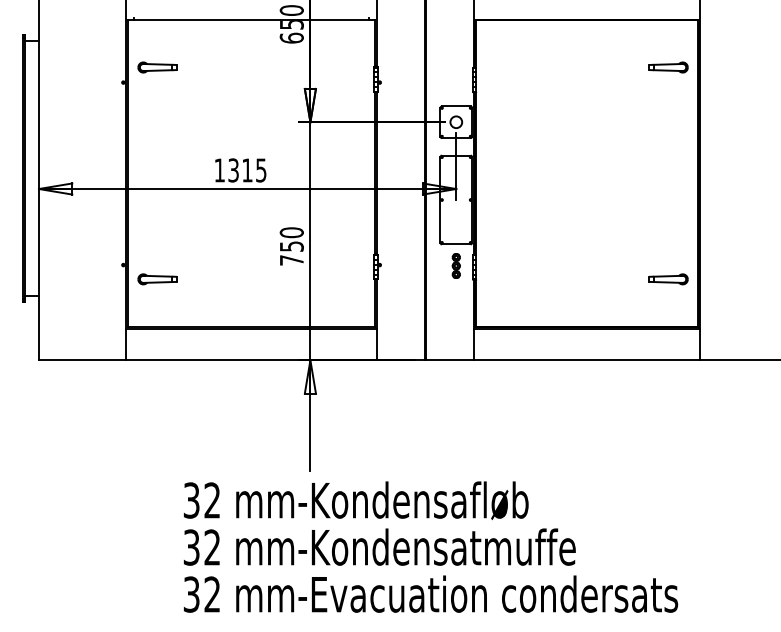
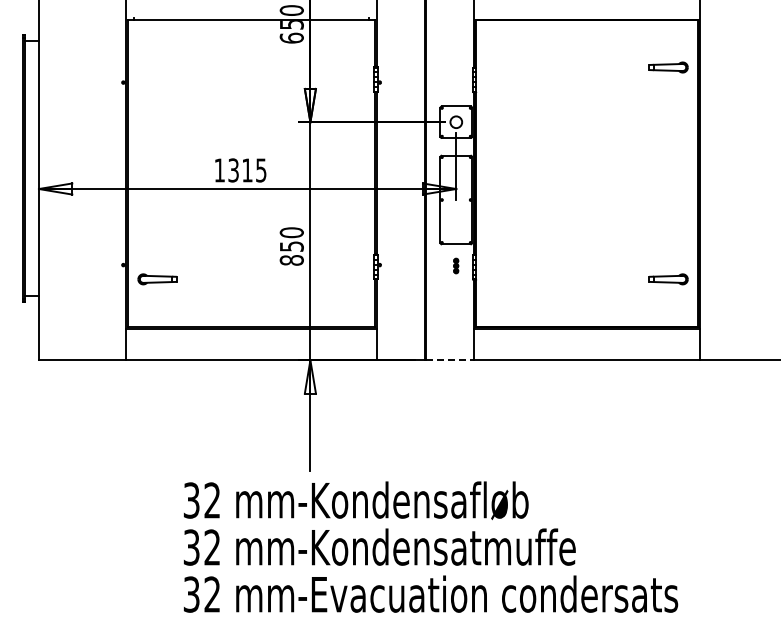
part: present -> none (157, 67)
text: 750 -> 850 (291, 260)
part size: 10x26 px -> 7x18 px (456, 265)
line: solid -> dashed (449, 360)
